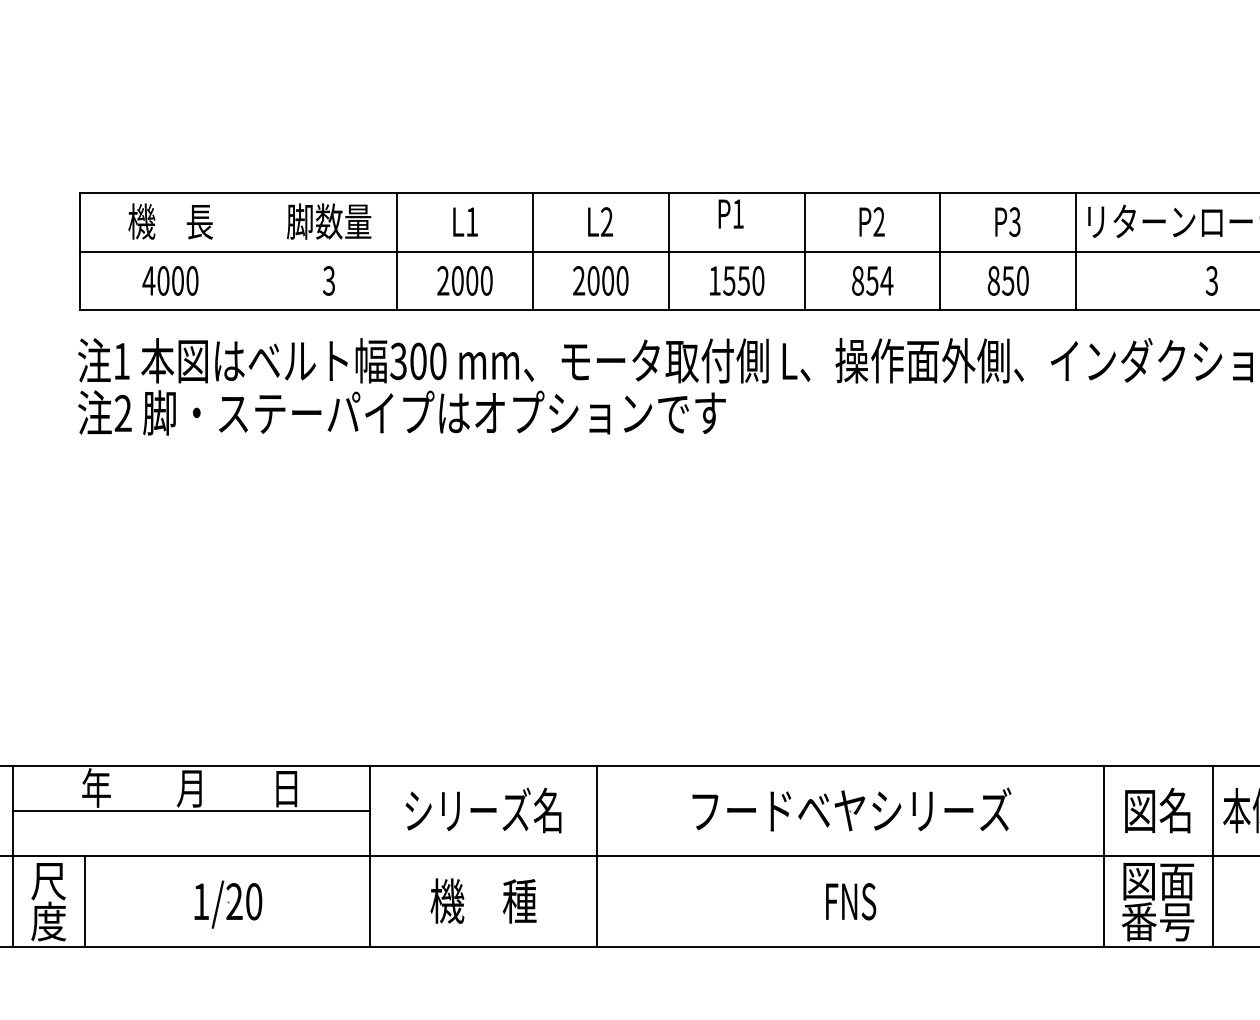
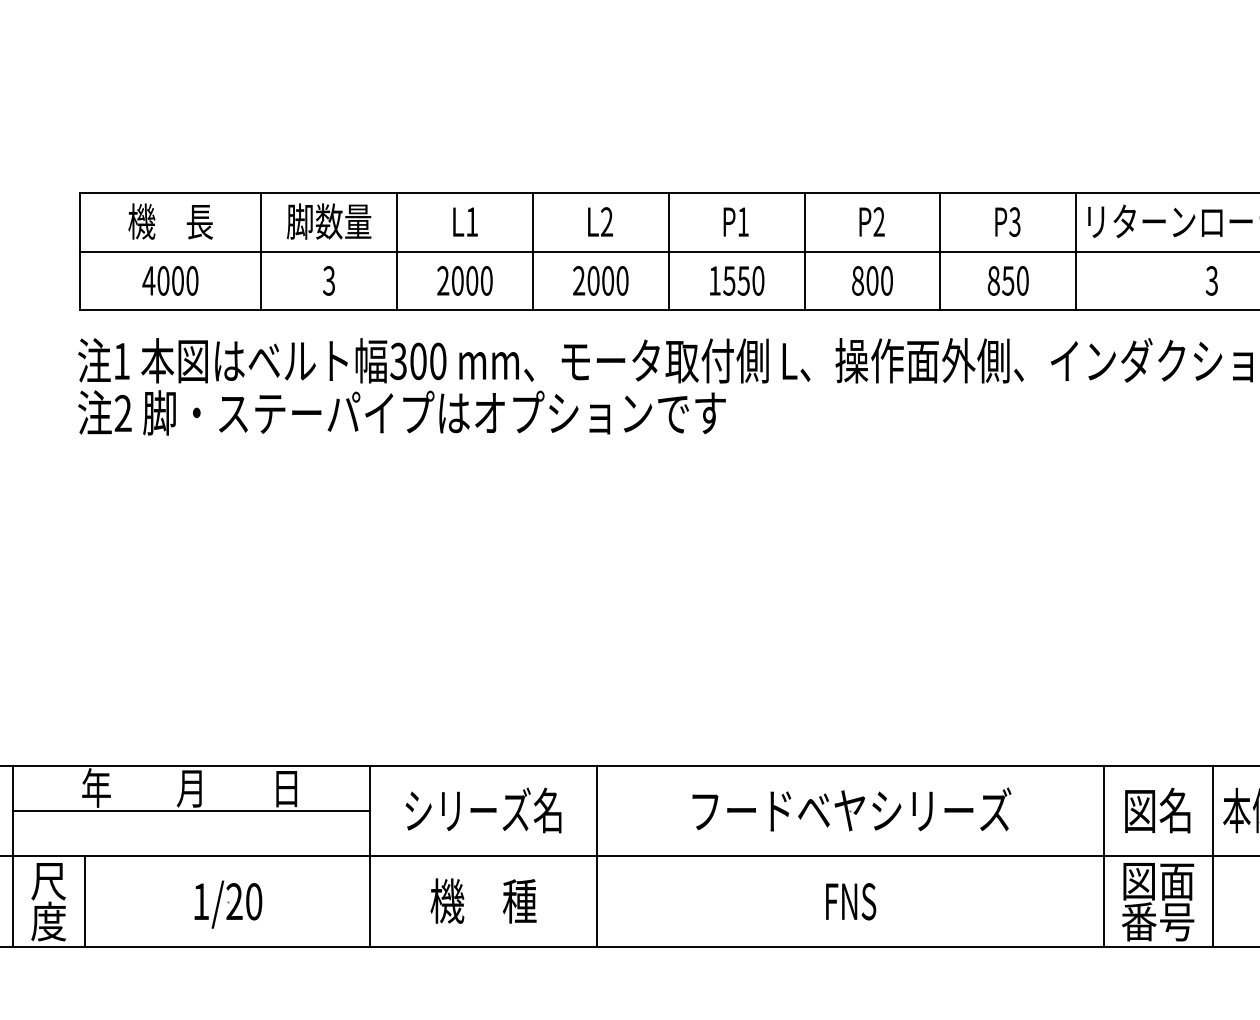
text position: (730, 213) -> (735, 221) (735, 221)
line: none -> present (261, 251)
text: 854 -> 800 (879, 280)
